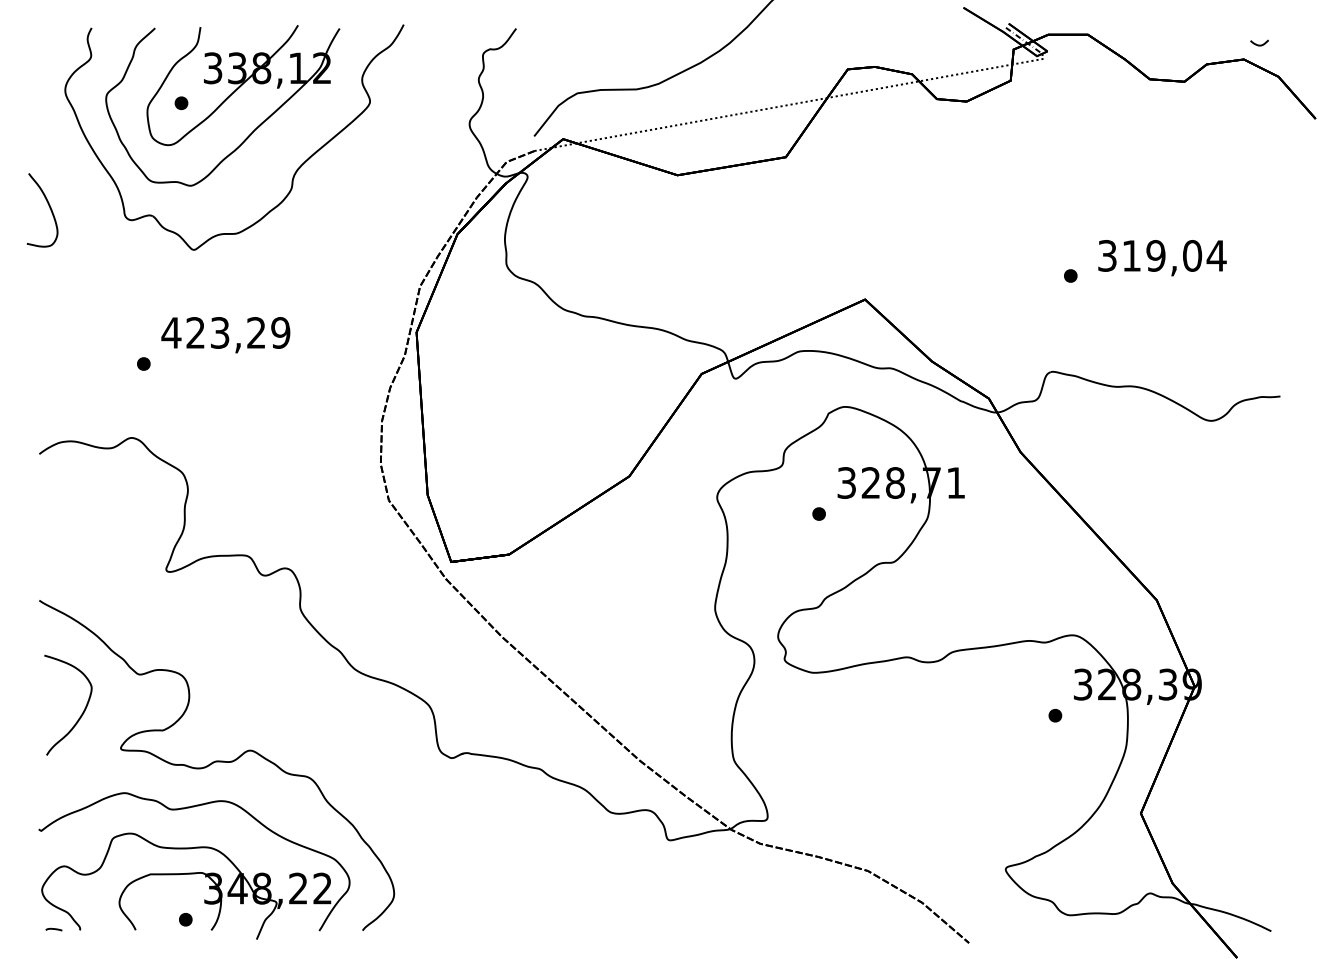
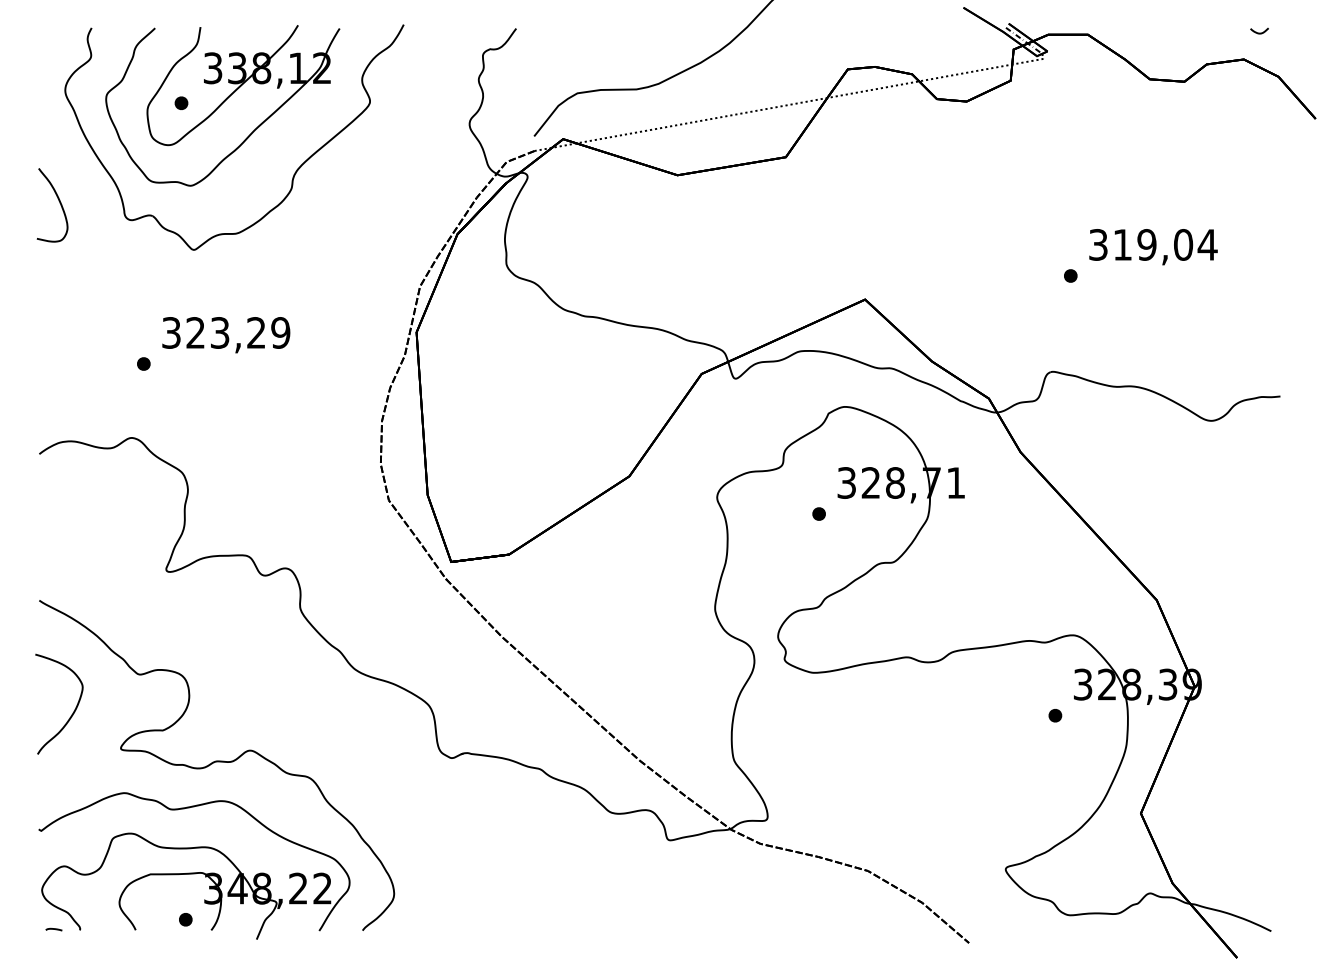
curve position: (1259, 44) -> (1259, 32) (1259, 32)
curve position: (48, 206) -> (58, 201) (58, 201)
text position: (1162, 258) -> (1153, 247) (1153, 247)
text: 423,29 -> 323,29 (171, 332)
curve position: (81, 713) -> (72, 712) (72, 712)
